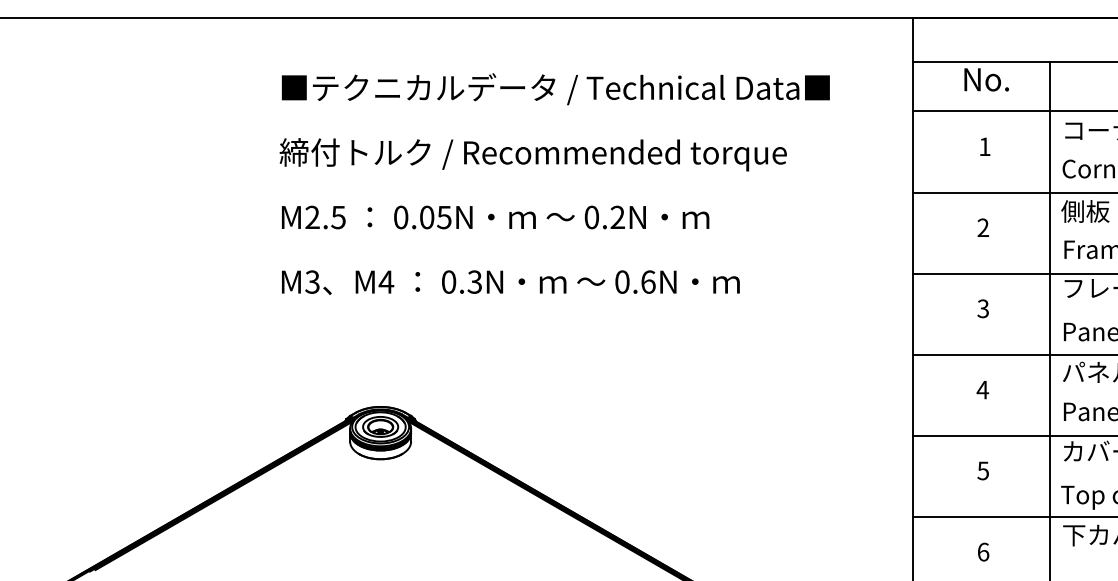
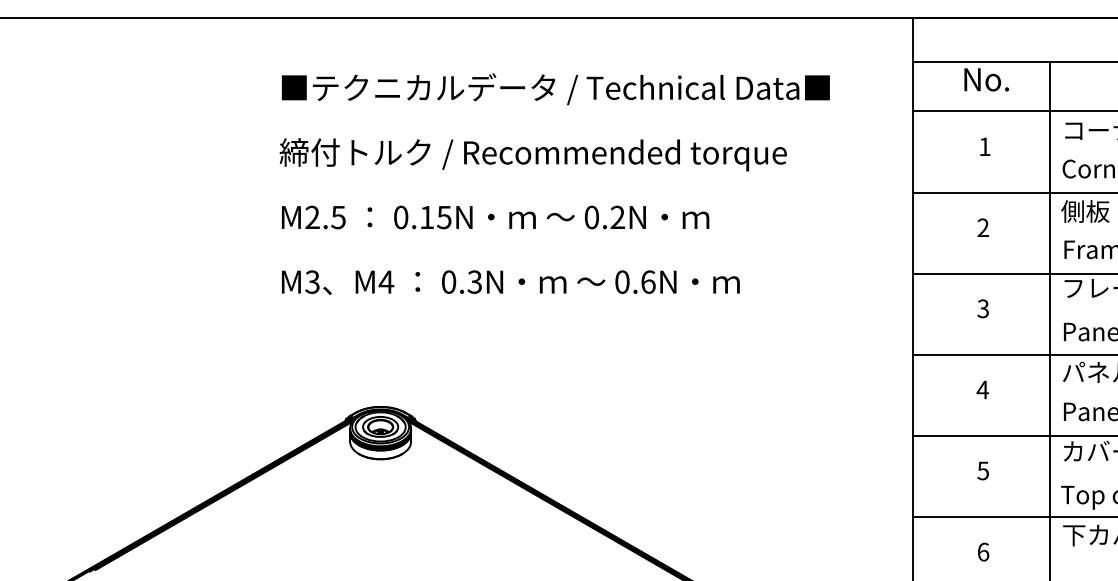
text: 0.05N -> 0.15N (427, 217)
